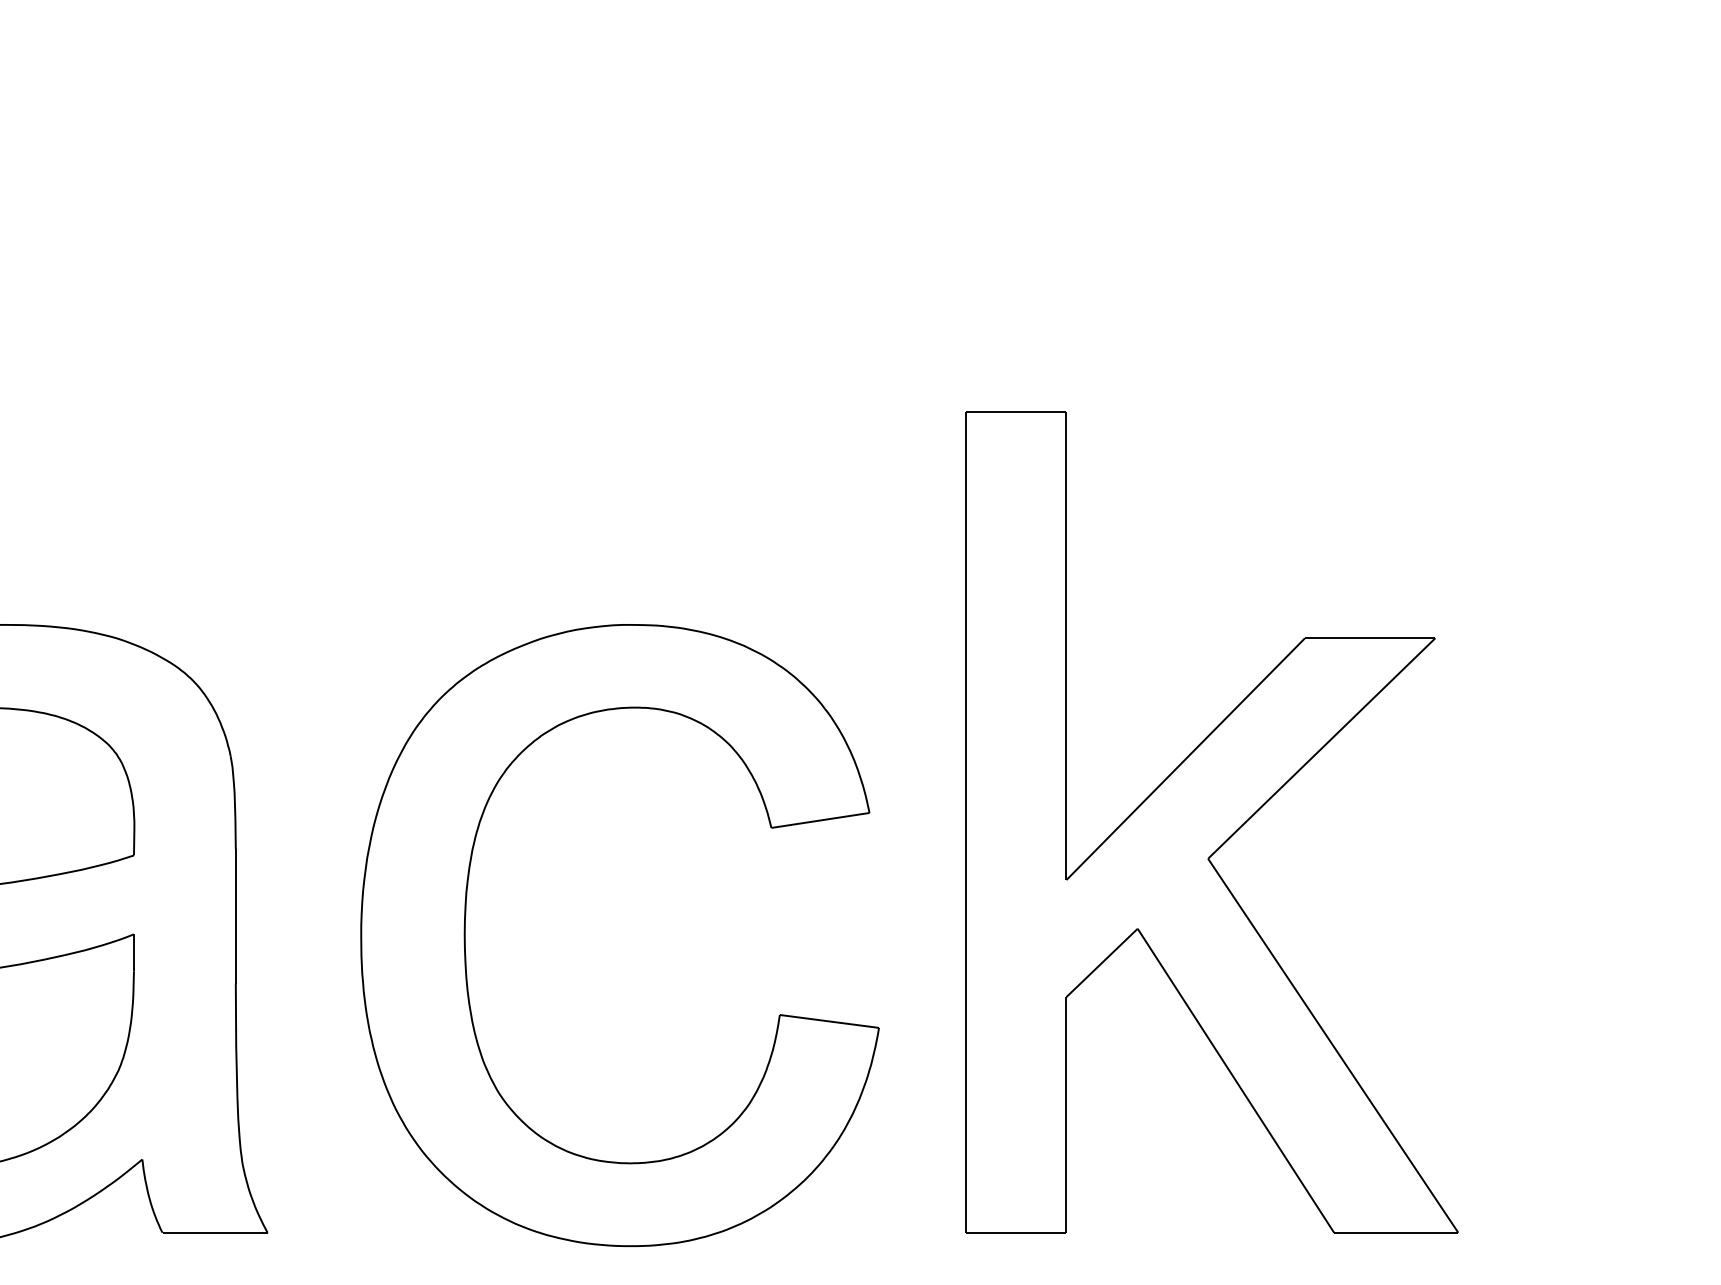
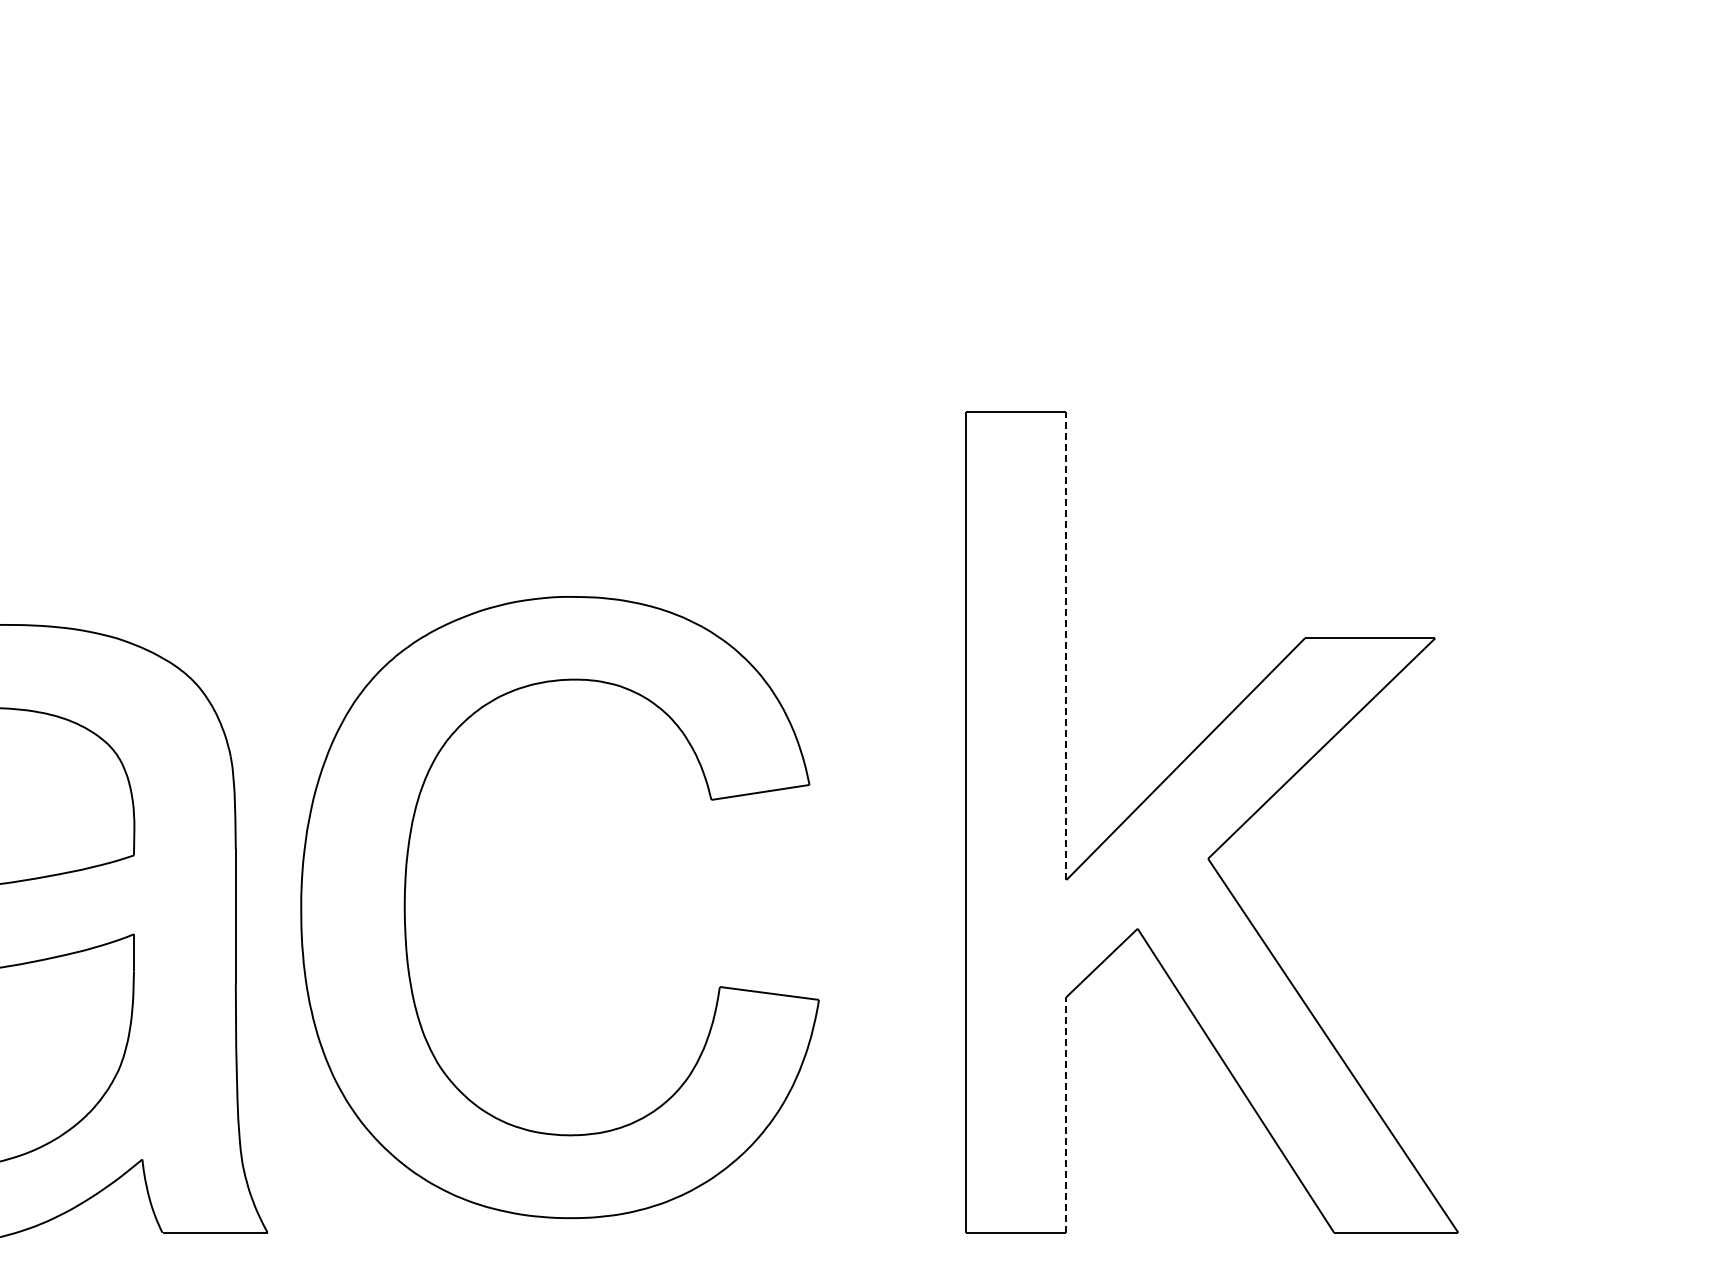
line: solid -> dashed (1066, 645)
part position: (465, 935) -> (405, 907) (405, 907)
line: solid -> dashed (1066, 1114)
